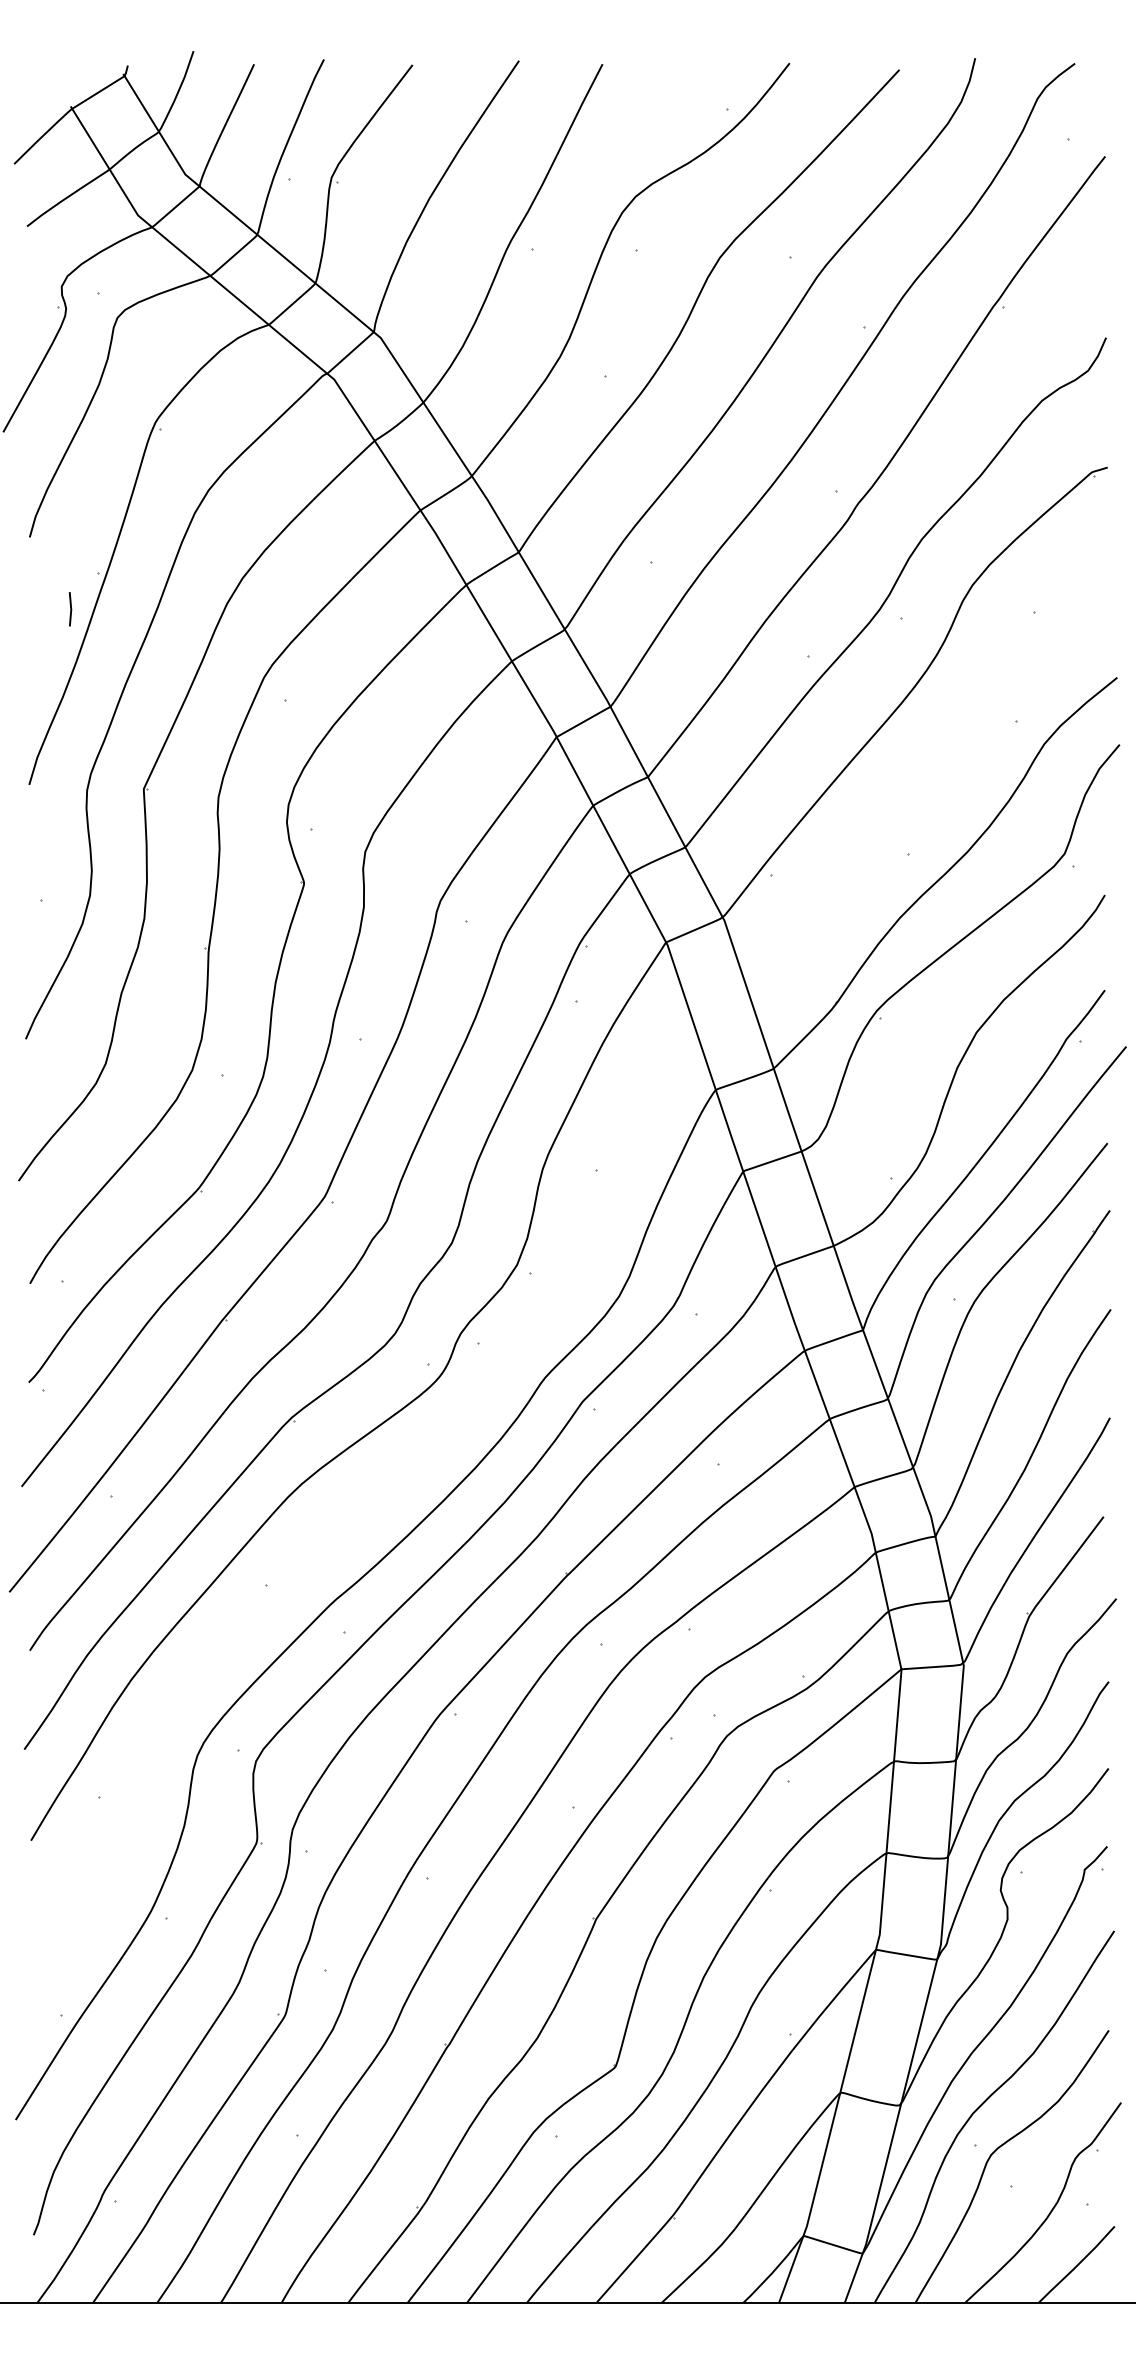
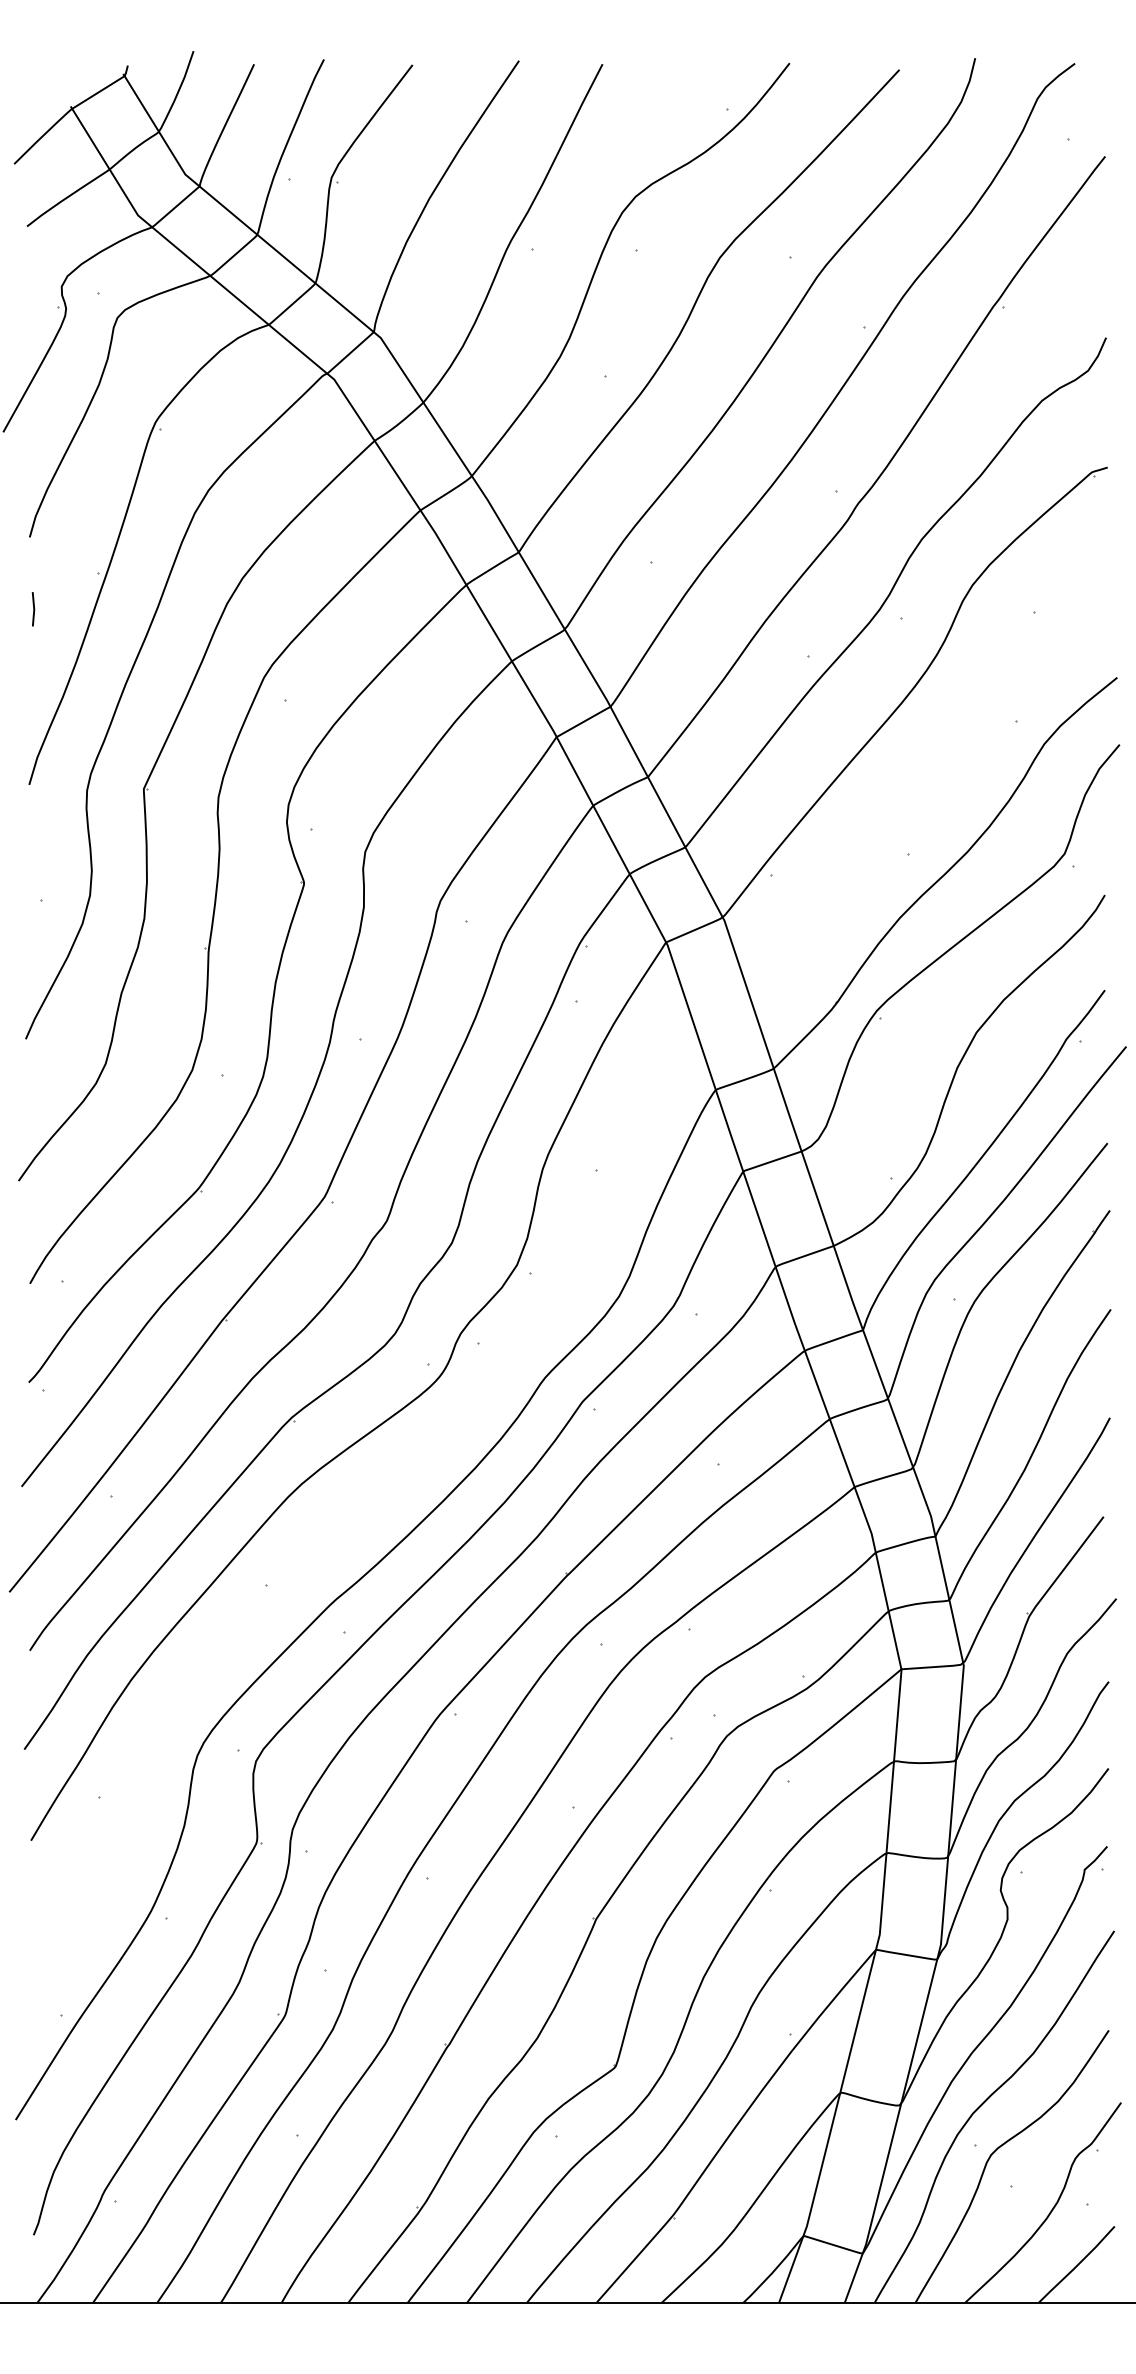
line position: (70, 609) -> (33, 609) (33, 609)
